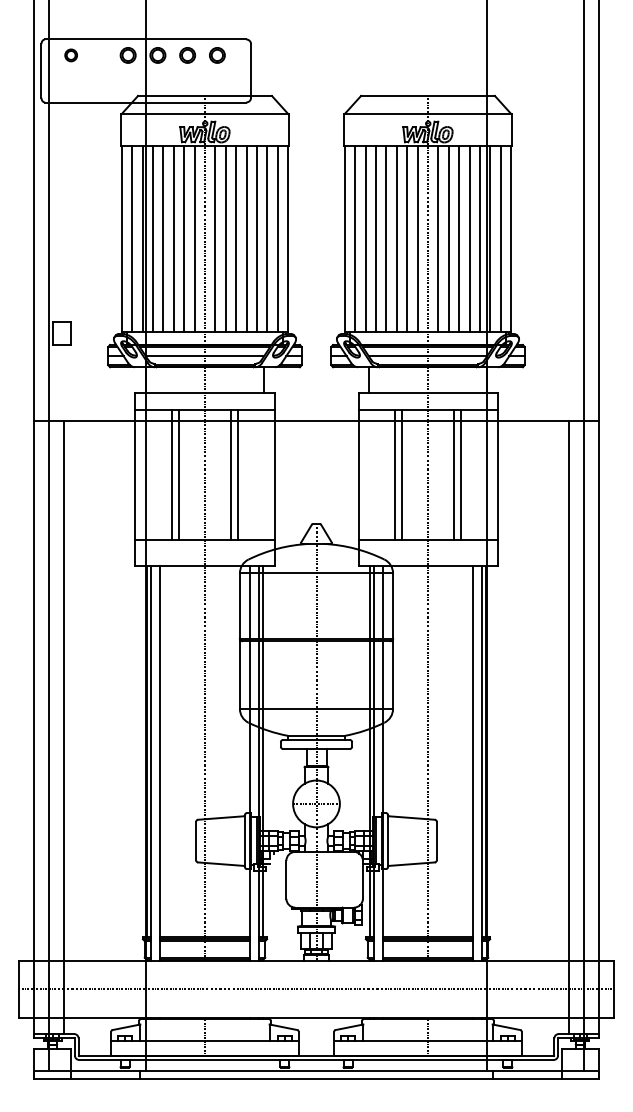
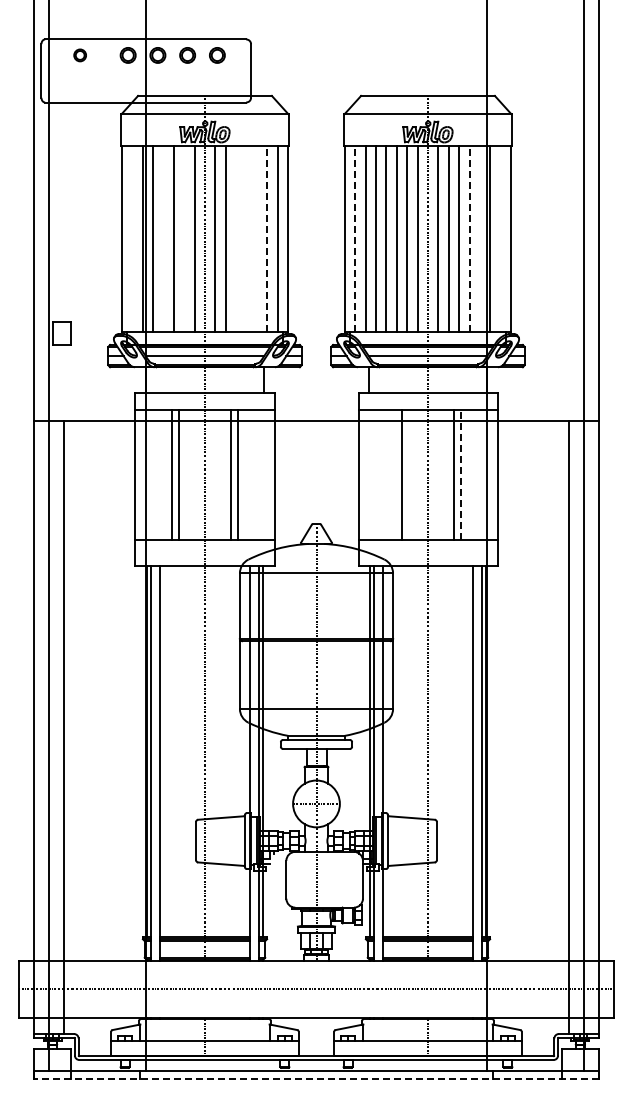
part position: (70, 55) -> (79, 55) (79, 55)
line: present -> none (132, 238)
line: present -> none (163, 238)
line: present -> none (184, 238)
line: present -> none (236, 238)
line: present -> none (246, 238)
line: present -> none (257, 238)
line: solid -> dashed (267, 238)
line: solid -> dashed (355, 238)
line: solid -> dashed (469, 238)
line: present -> none (480, 238)
line: present -> none (500, 238)
line: solid -> dashed (461, 474)
line: present -> none (394, 475)
line: solid -> dashed (316, 1078)
